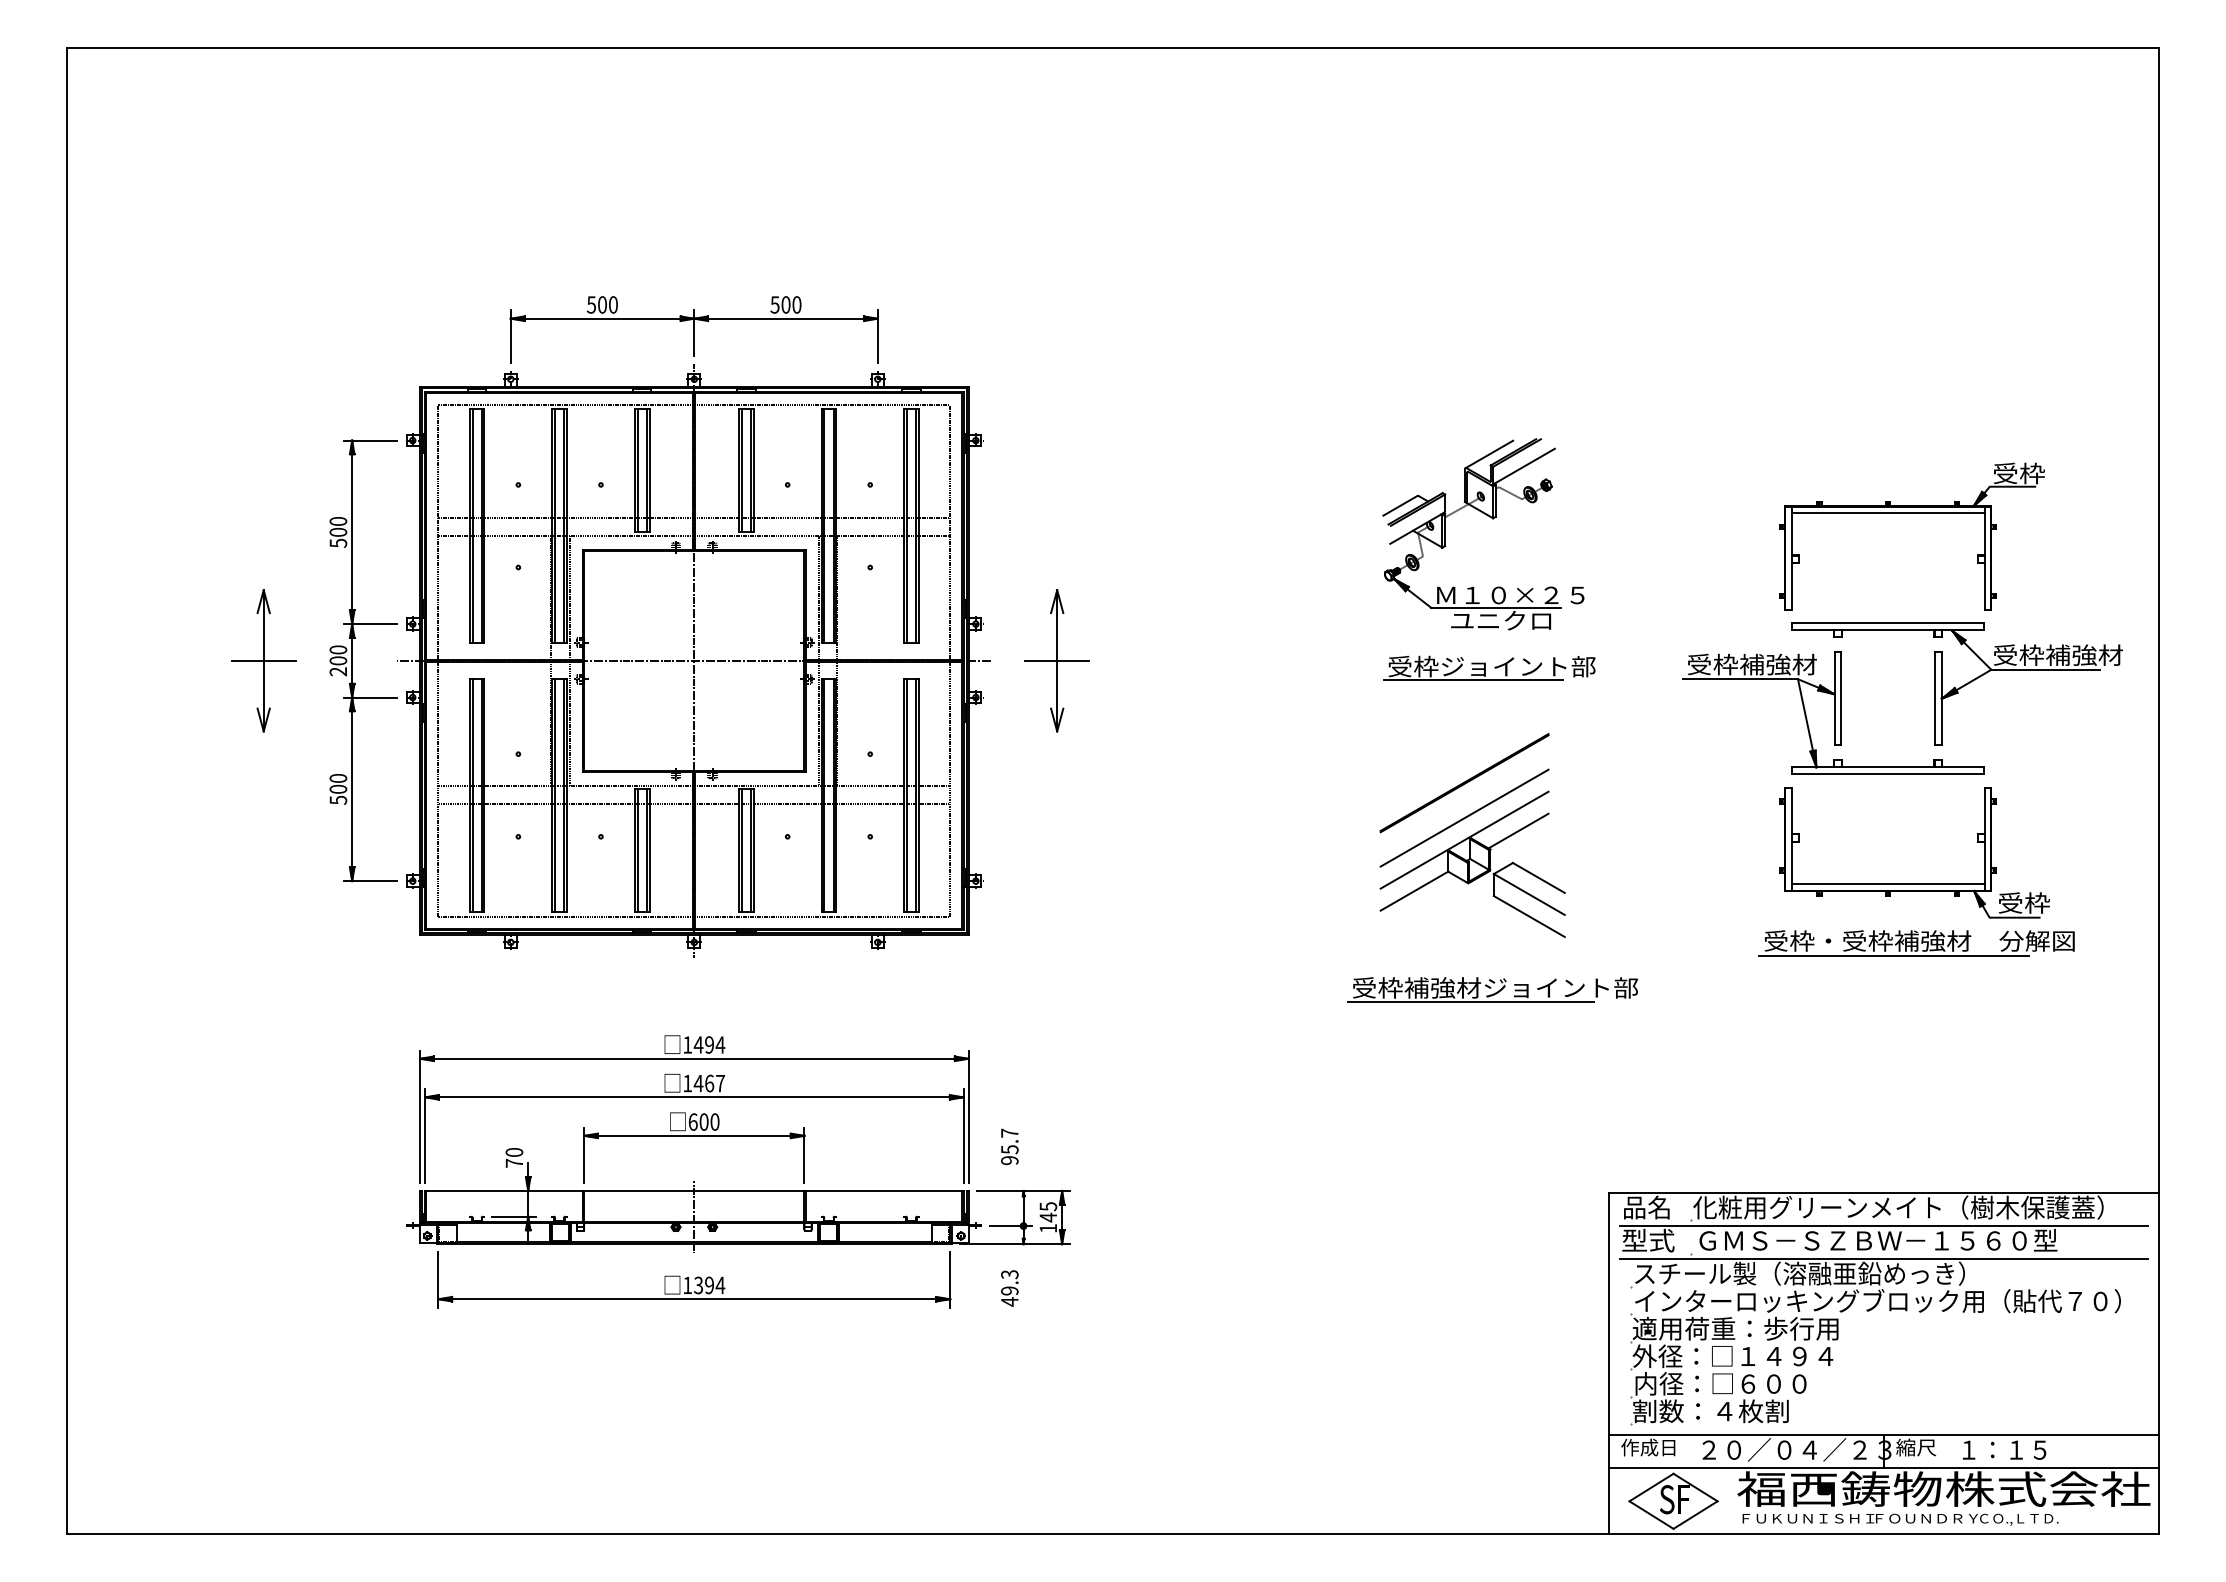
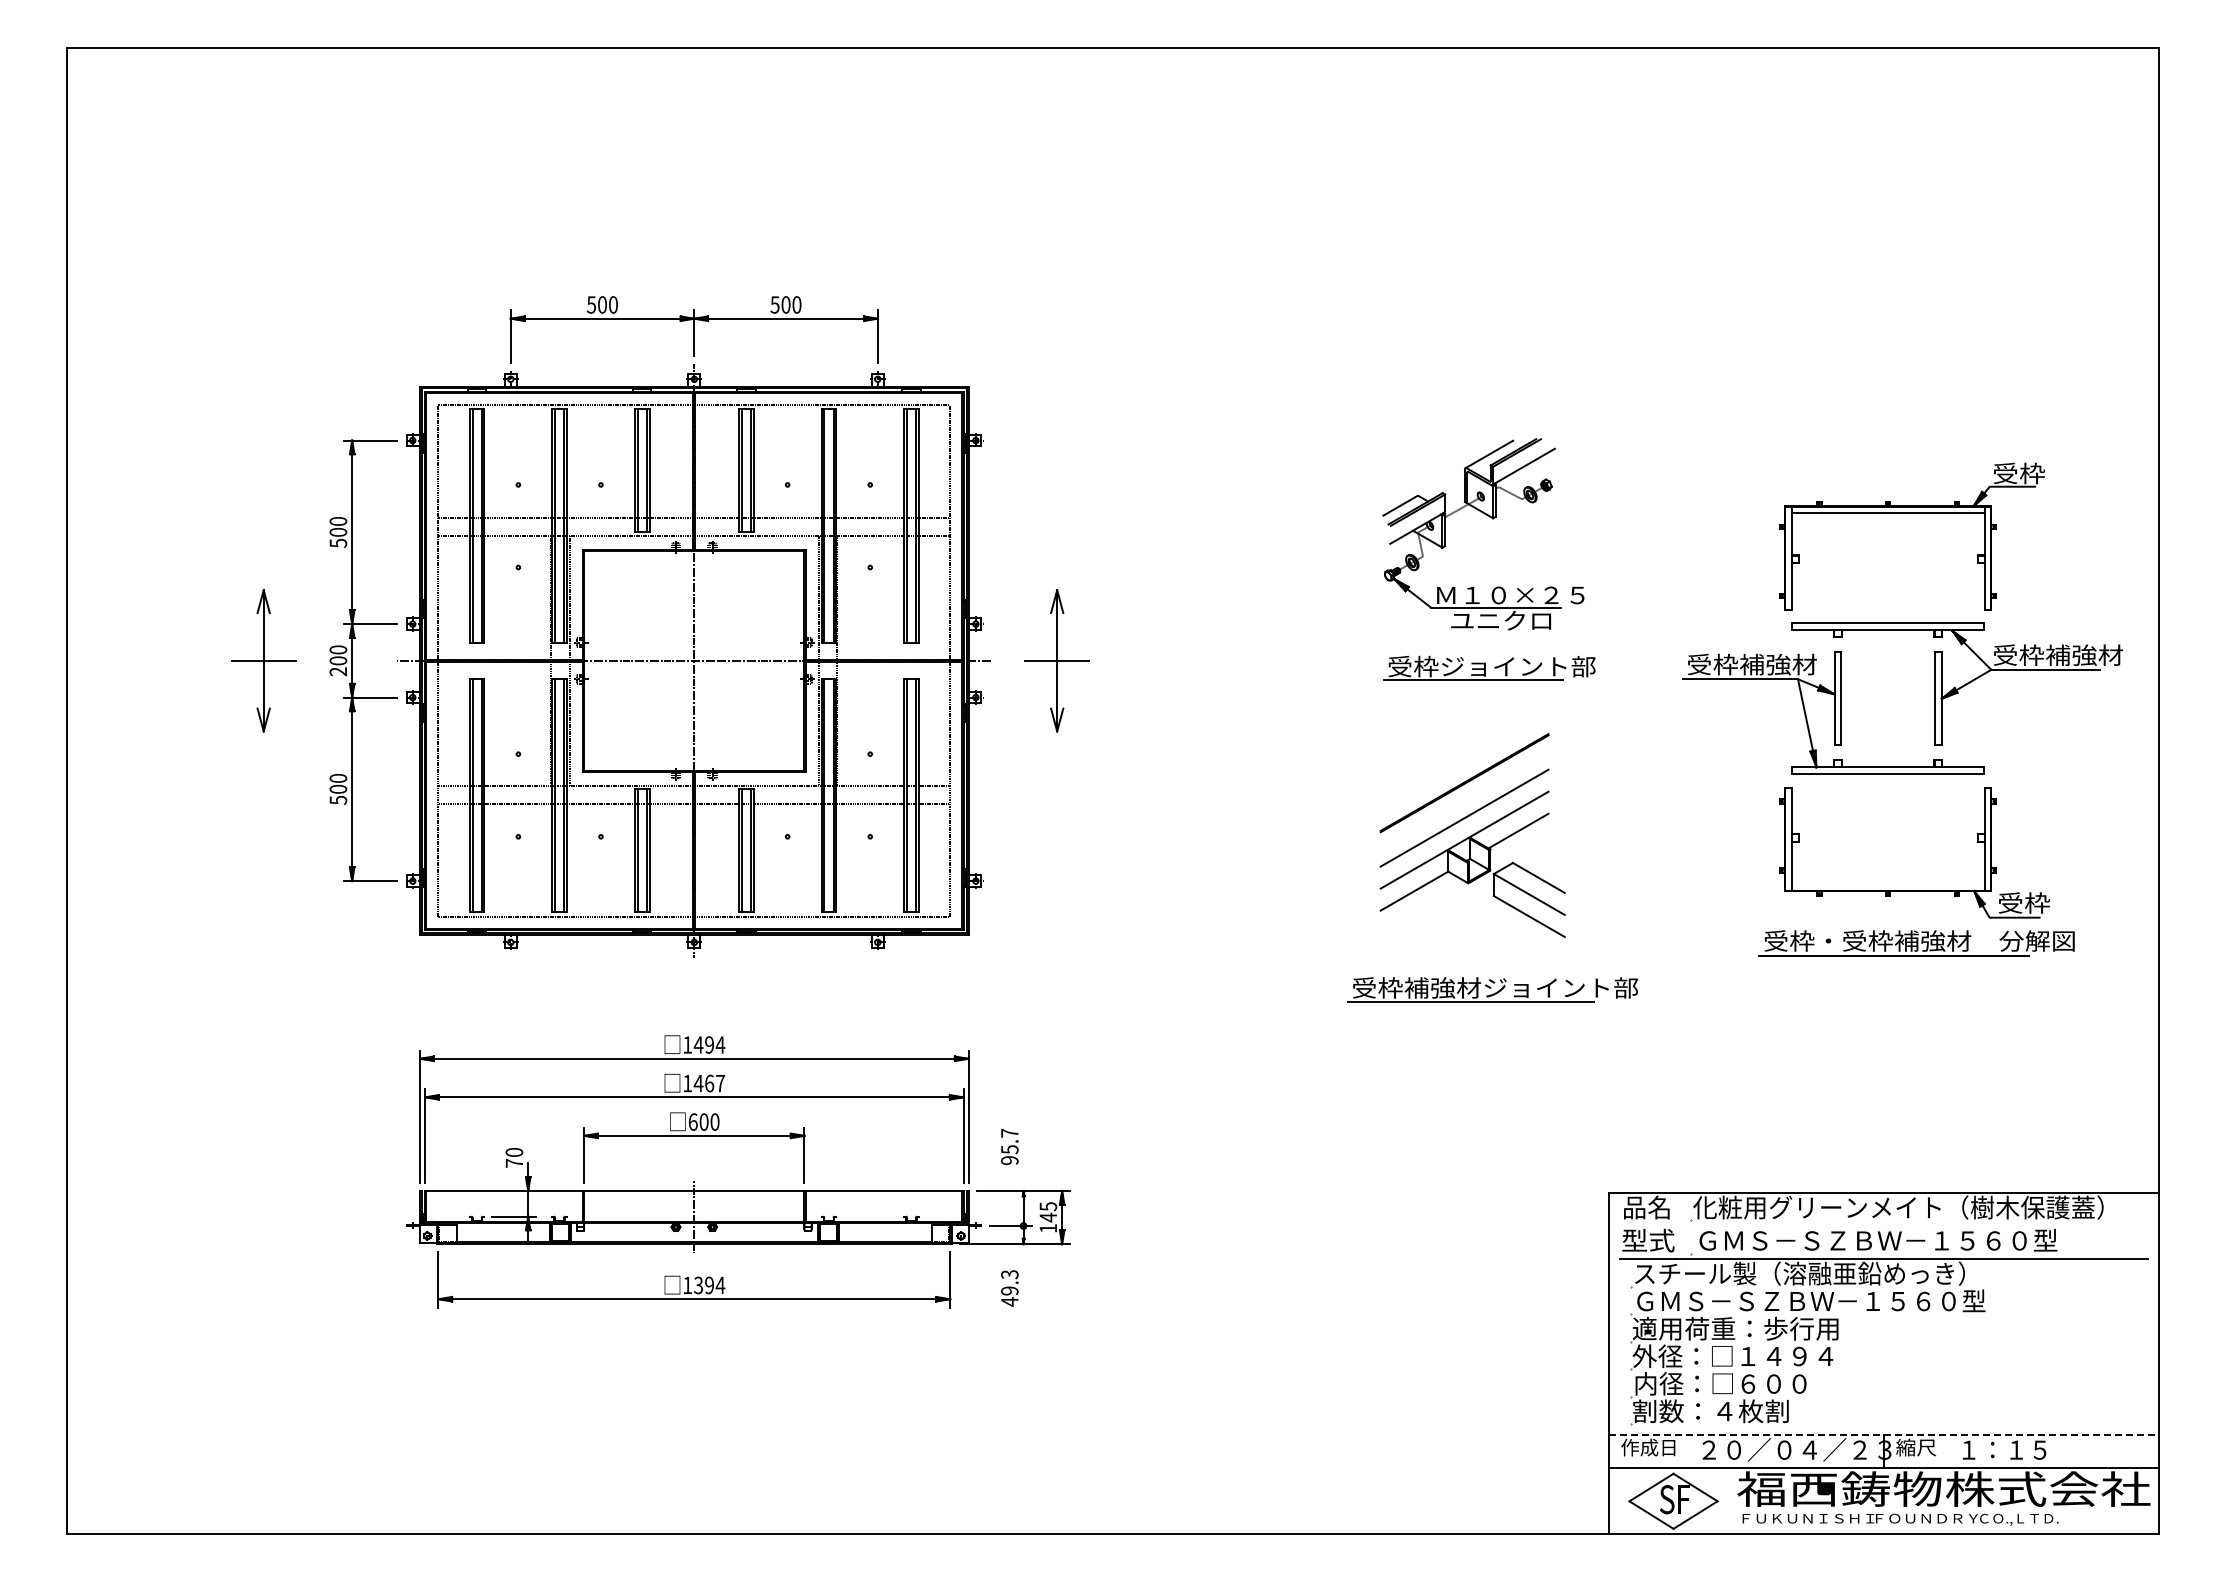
line: present -> none (1887, 884)
line: present -> none (1883, 1226)
text: インターロッキングブロック用（貼代７０） -> ＧＭＳ－ＳＺＢＷ－１５６０型 (1877, 1301)
line: solid -> dashed (1884, 1435)
